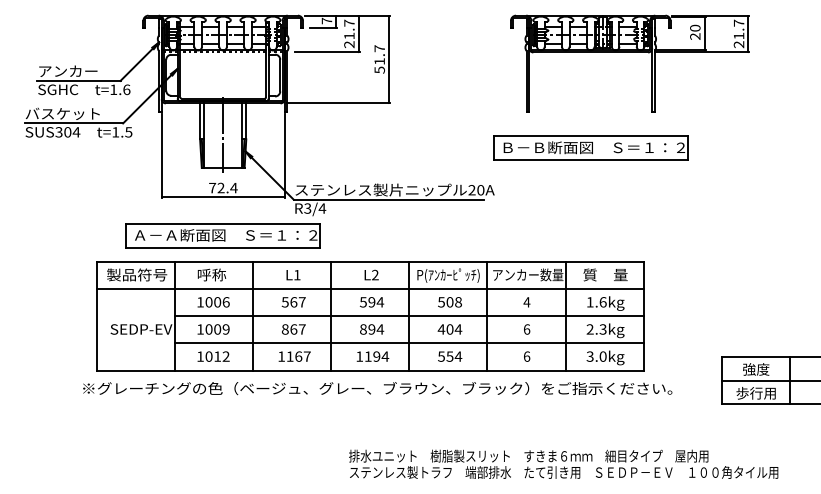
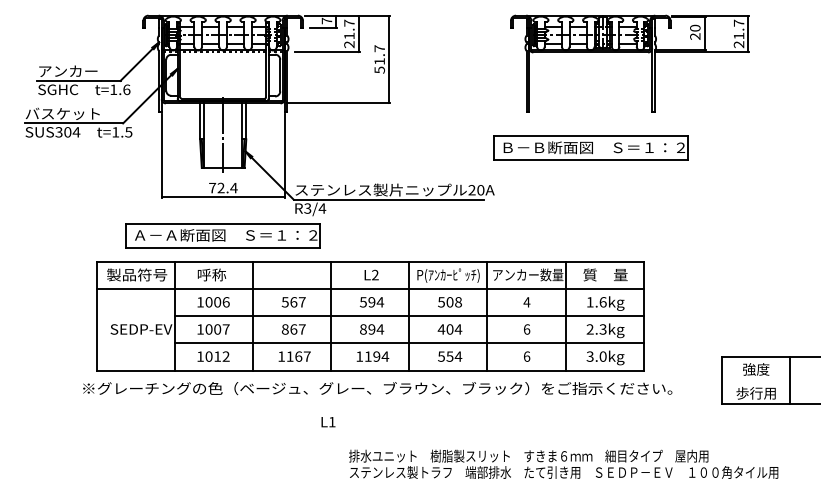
text position: (293, 275) -> (328, 422) (328, 422)
text: 1009 -> 1007 (225, 329)
line: present -> none (769, 380)
